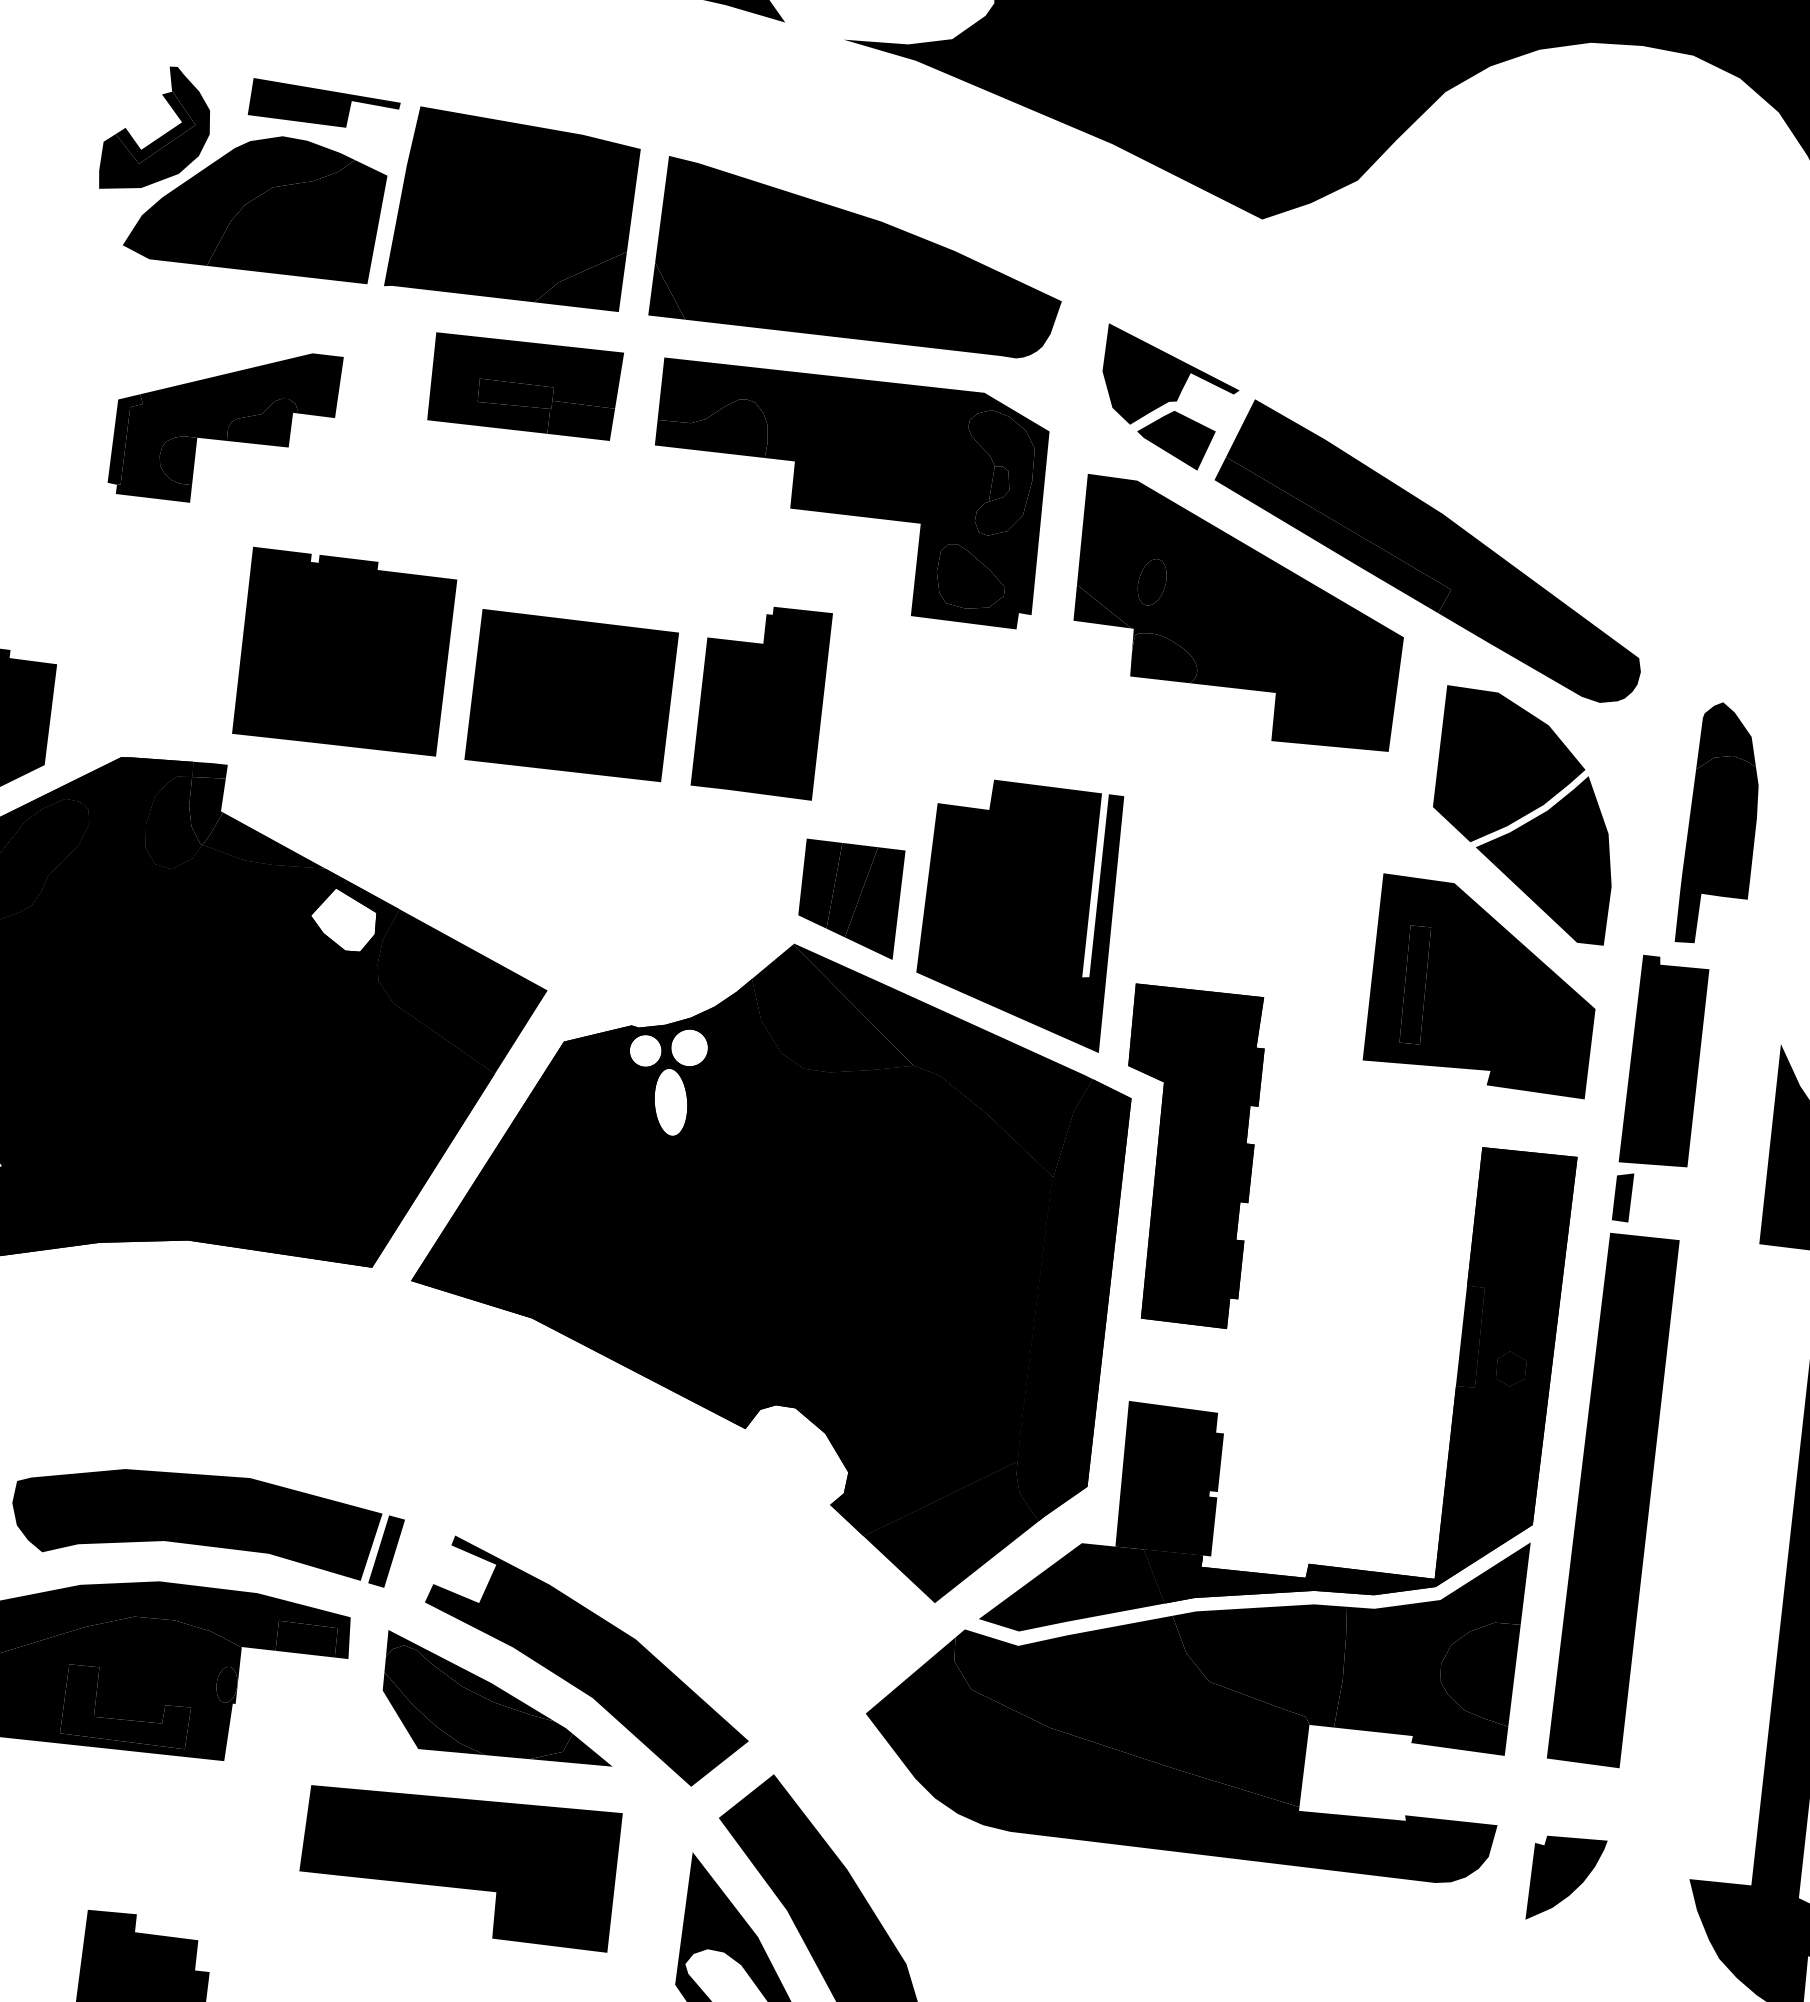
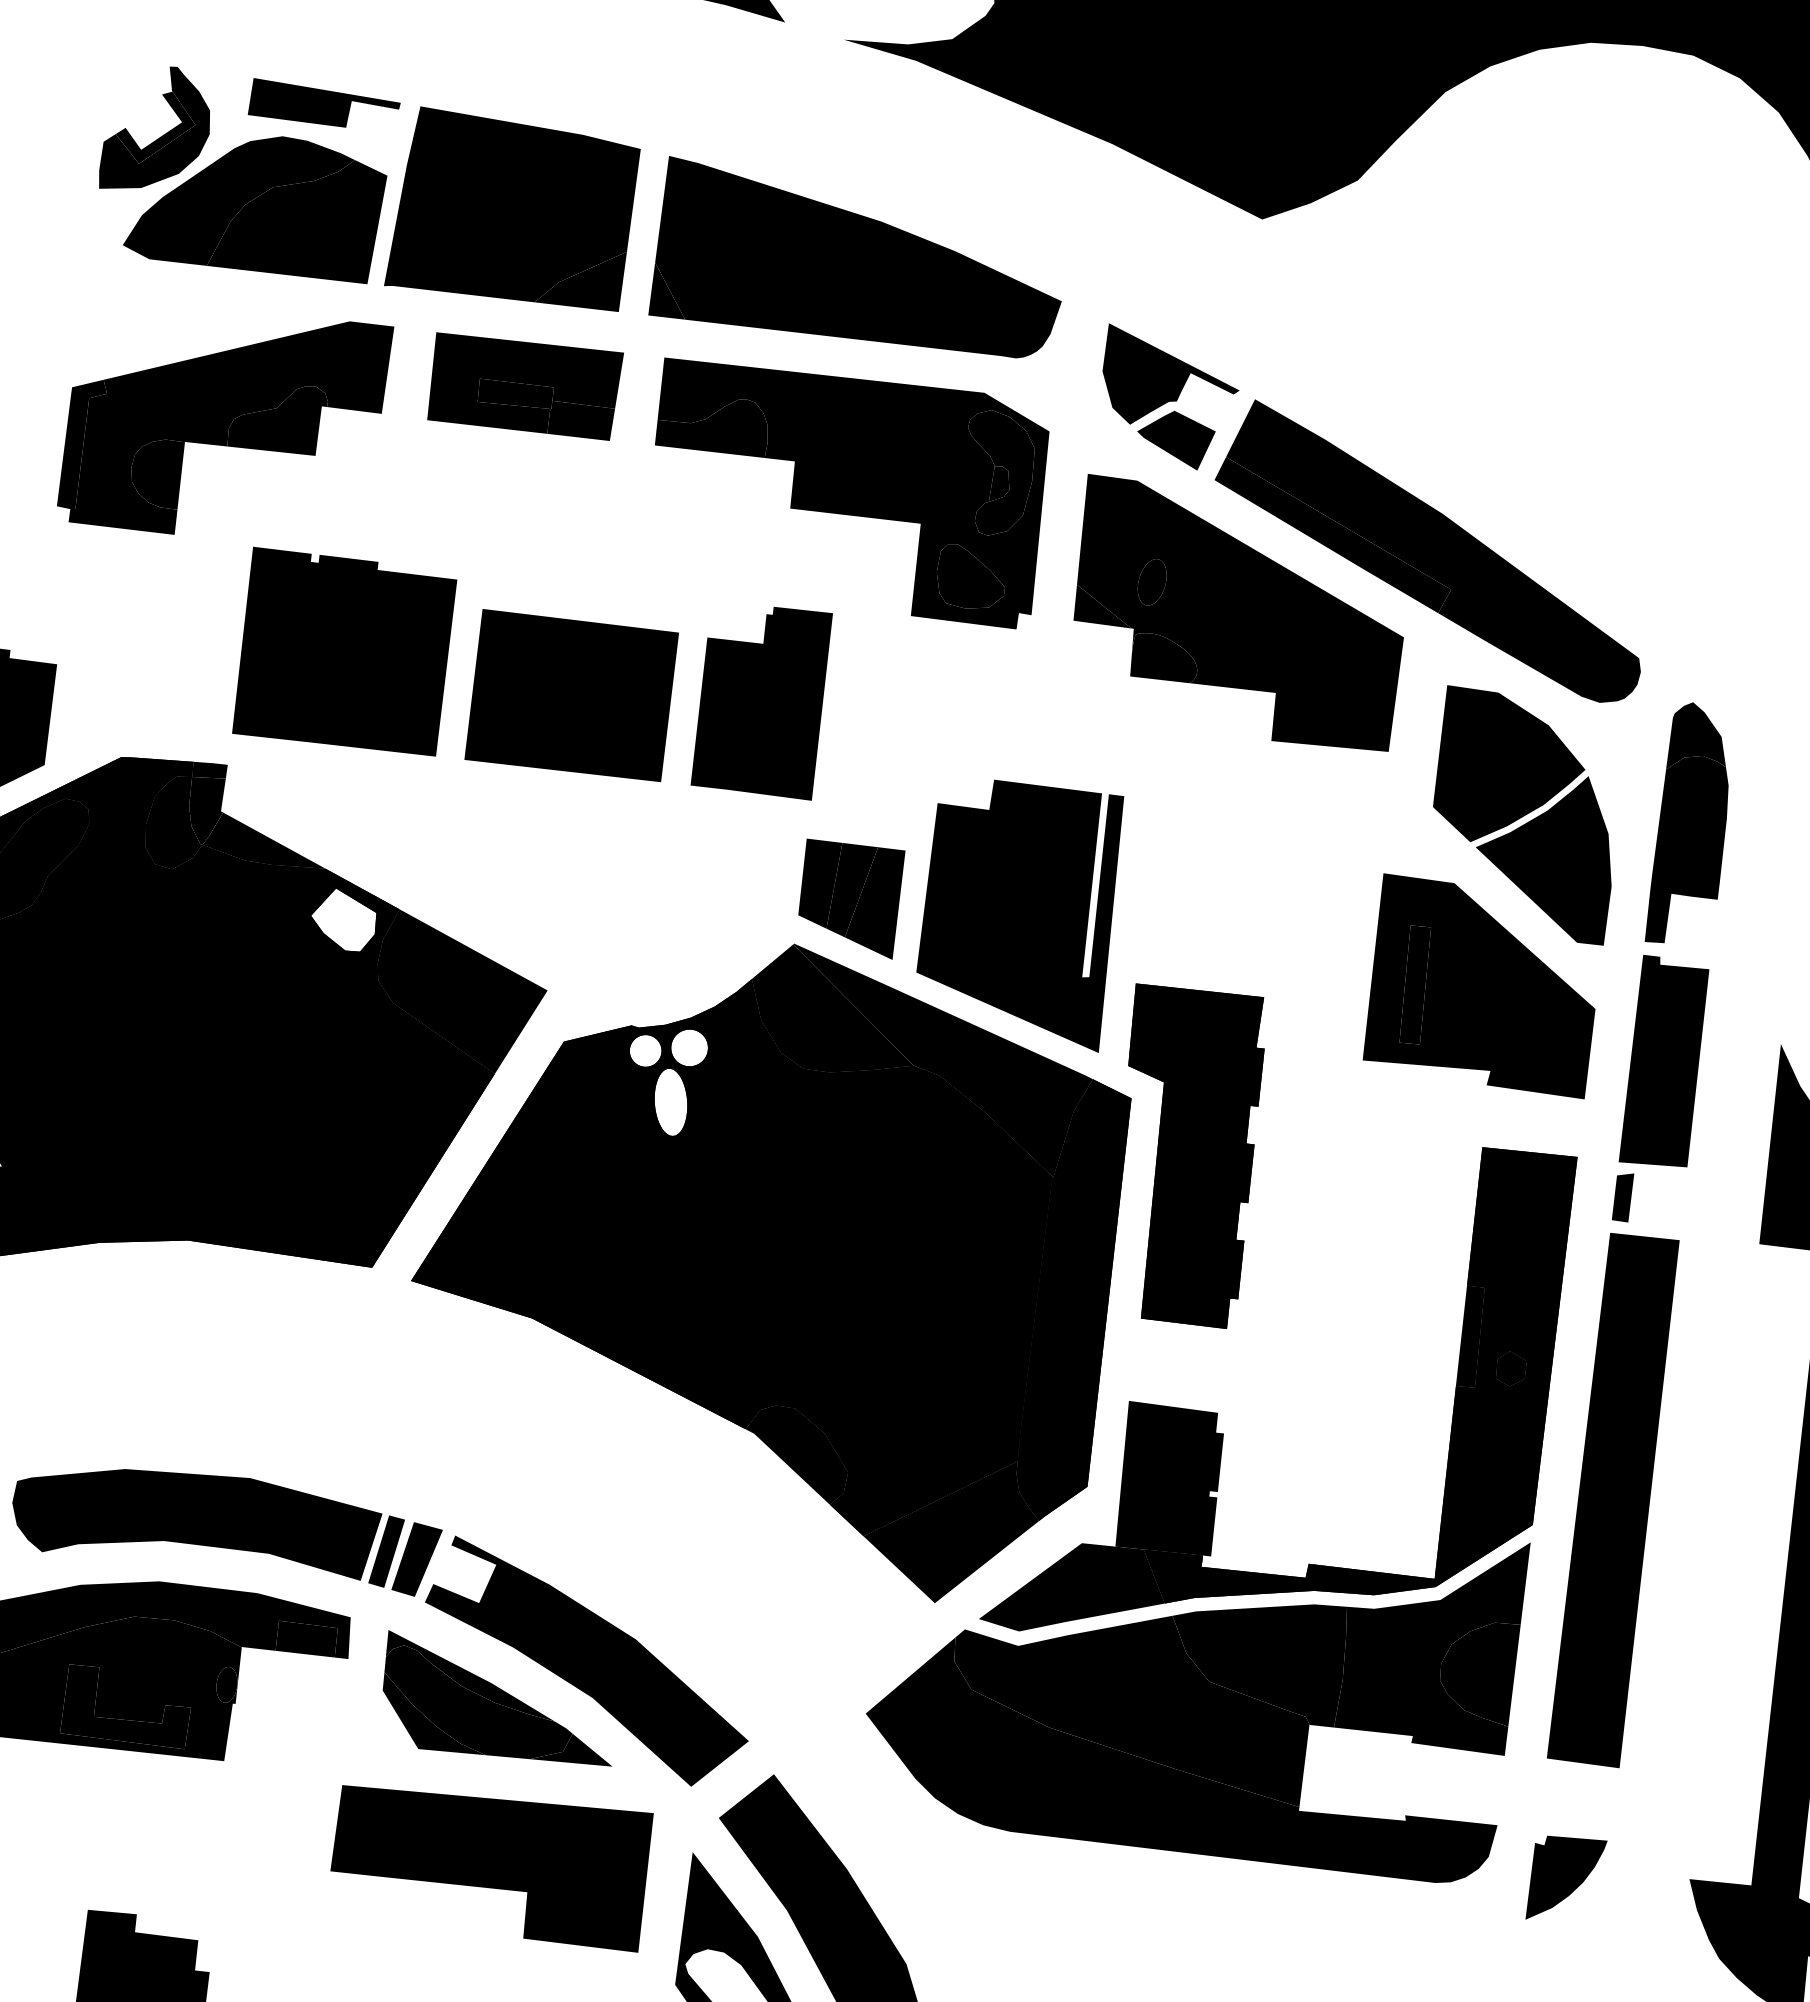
part size: 237x150 px -> 338x214 px (225, 427)
part position: (1716, 822) -> (1686, 822) (1686, 822)
fill: none -> present (796, 1454)
fill: none -> present (417, 1559)
part position: (460, 1868) -> (491, 1868) (491, 1868)
